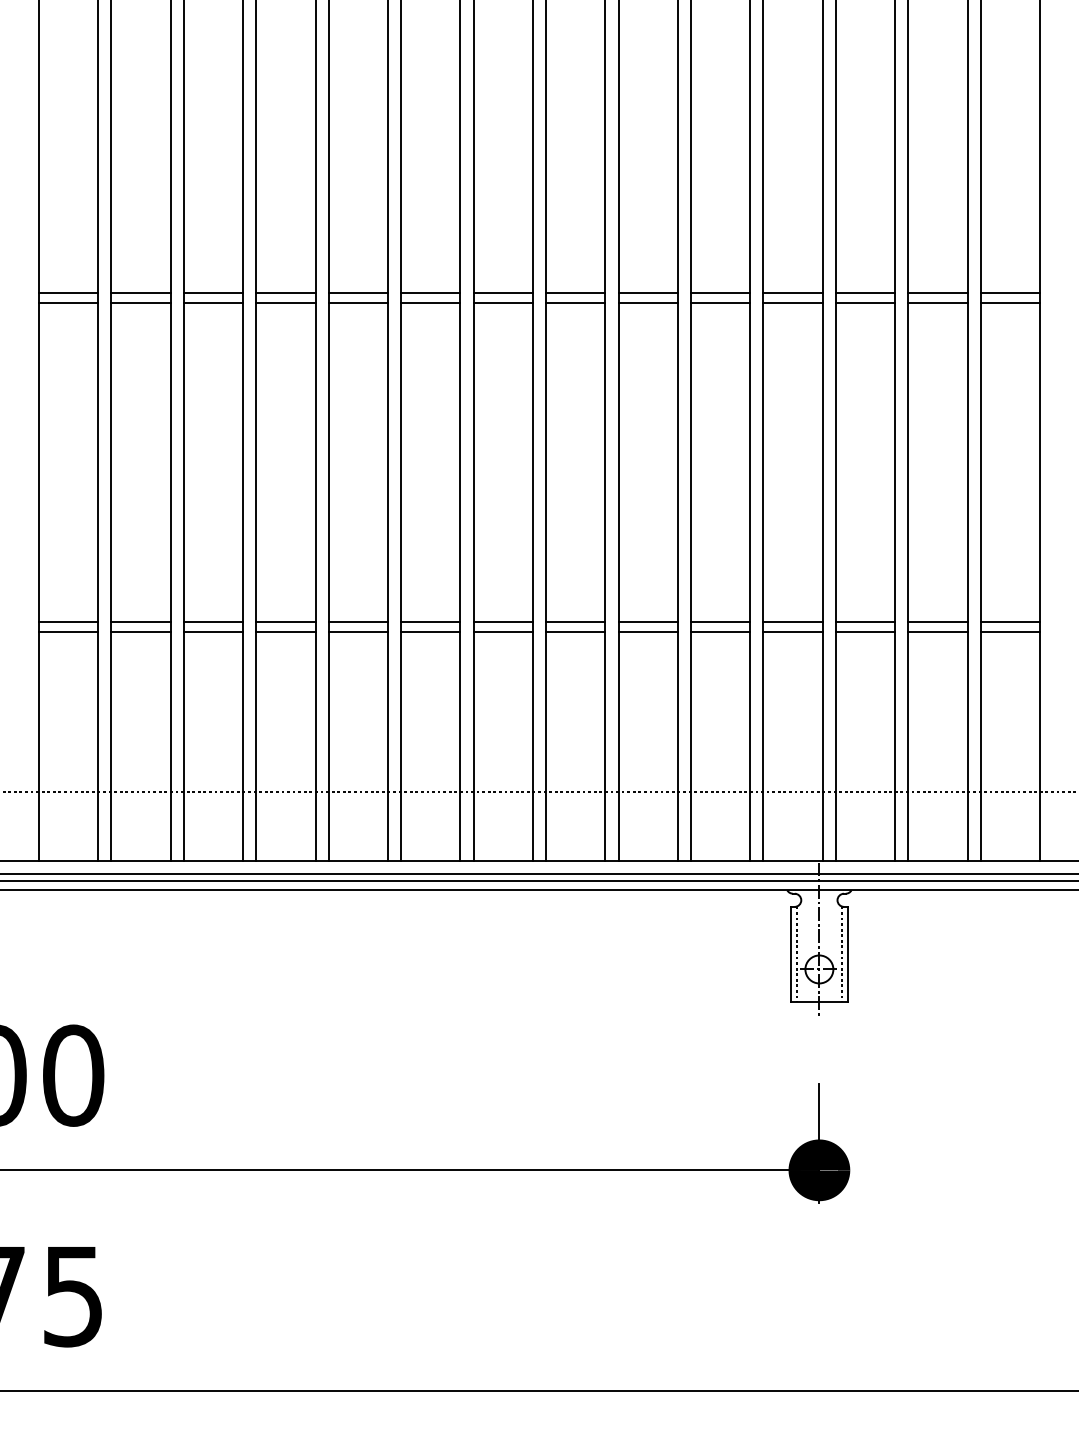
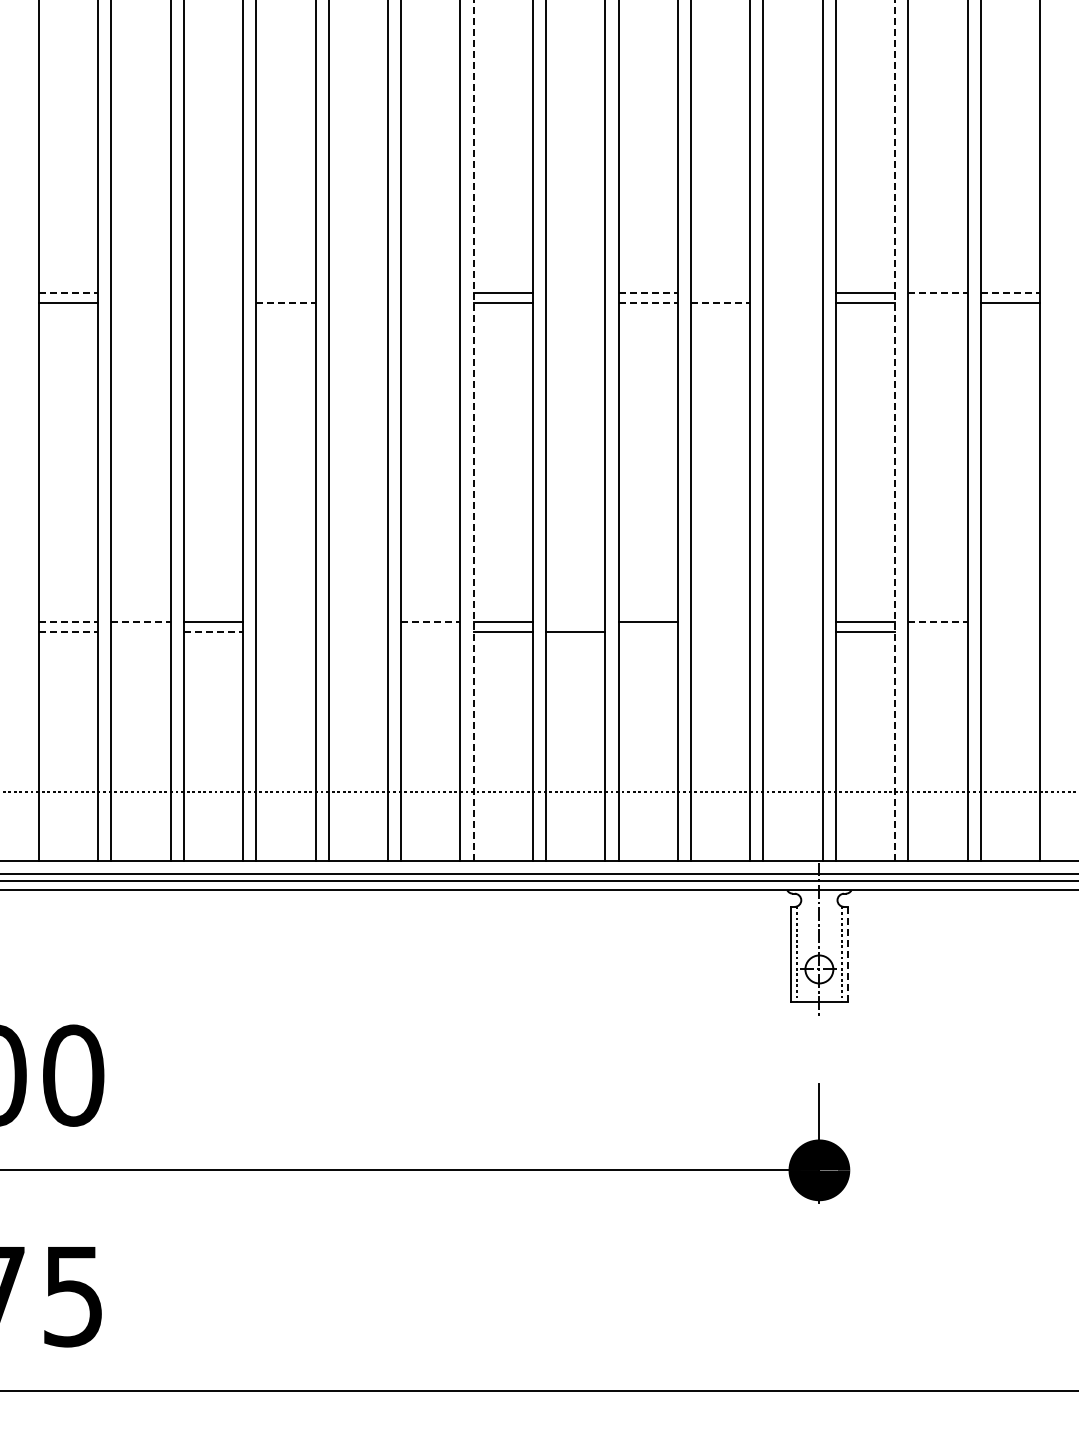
line: solid -> dashed (68, 292)
line: present -> none (140, 292)
line: present -> none (213, 292)
line: present -> none (285, 292)
line: present -> none (358, 292)
line: present -> none (430, 292)
line: present -> none (575, 292)
line: solid -> dashed (648, 292)
line: present -> none (720, 292)
line: present -> none (792, 292)
line: solid -> dashed (937, 292)
line: solid -> dashed (1010, 292)
line: present -> none (140, 302)
line: present -> none (213, 302)
line: solid -> dashed (285, 302)
line: present -> none (358, 302)
line: present -> none (430, 302)
line: present -> none (575, 302)
line: solid -> dashed (648, 302)
line: solid -> dashed (720, 302)
line: present -> none (792, 302)
line: present -> none (937, 302)
line: solid -> dashed (473, 429)
line: solid -> dashed (895, 429)
line: solid -> dashed (68, 622)
line: solid -> dashed (141, 622)
line: present -> none (285, 622)
line: present -> none (358, 622)
line: solid -> dashed (430, 622)
line: present -> none (575, 622)
line: present -> none (720, 622)
line: present -> none (792, 622)
line: solid -> dashed (937, 622)
line: present -> none (1010, 622)
line: solid -> dashed (68, 631)
line: present -> none (140, 631)
line: solid -> dashed (213, 631)
line: present -> none (285, 631)
line: present -> none (358, 631)
line: present -> none (430, 631)
line: present -> none (647, 631)
line: present -> none (720, 631)
line: present -> none (792, 631)
line: present -> none (937, 631)
line: present -> none (1010, 631)
line: solid -> dashed (848, 954)
